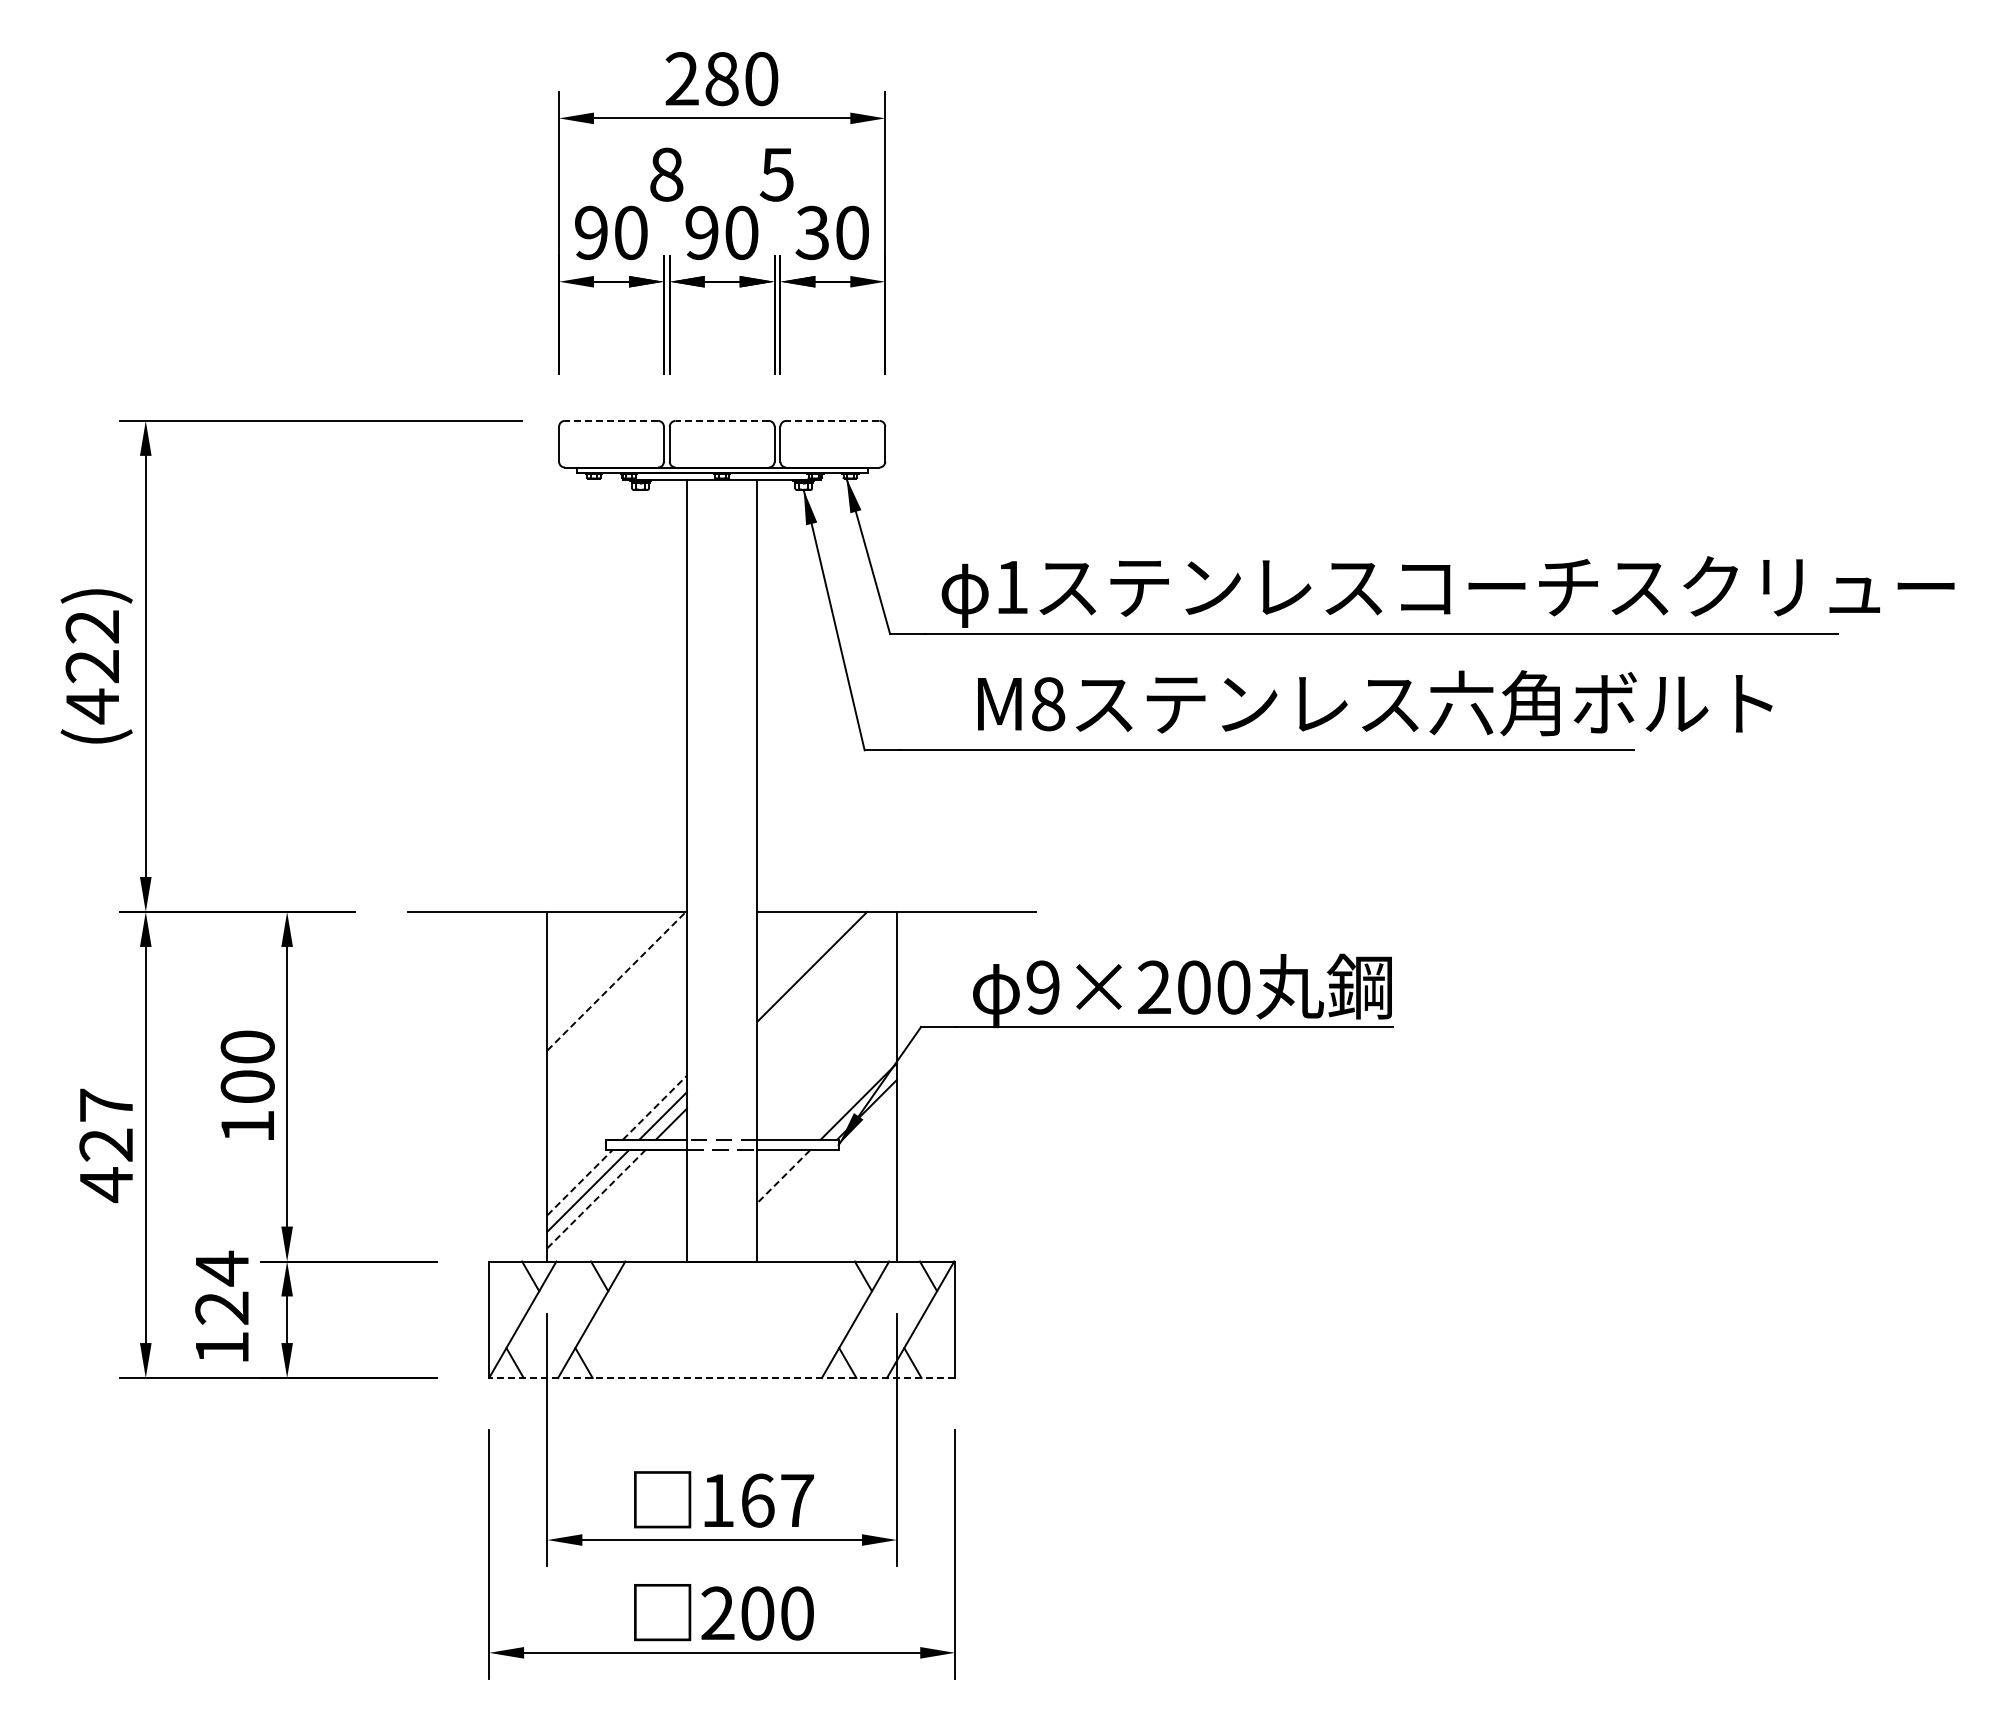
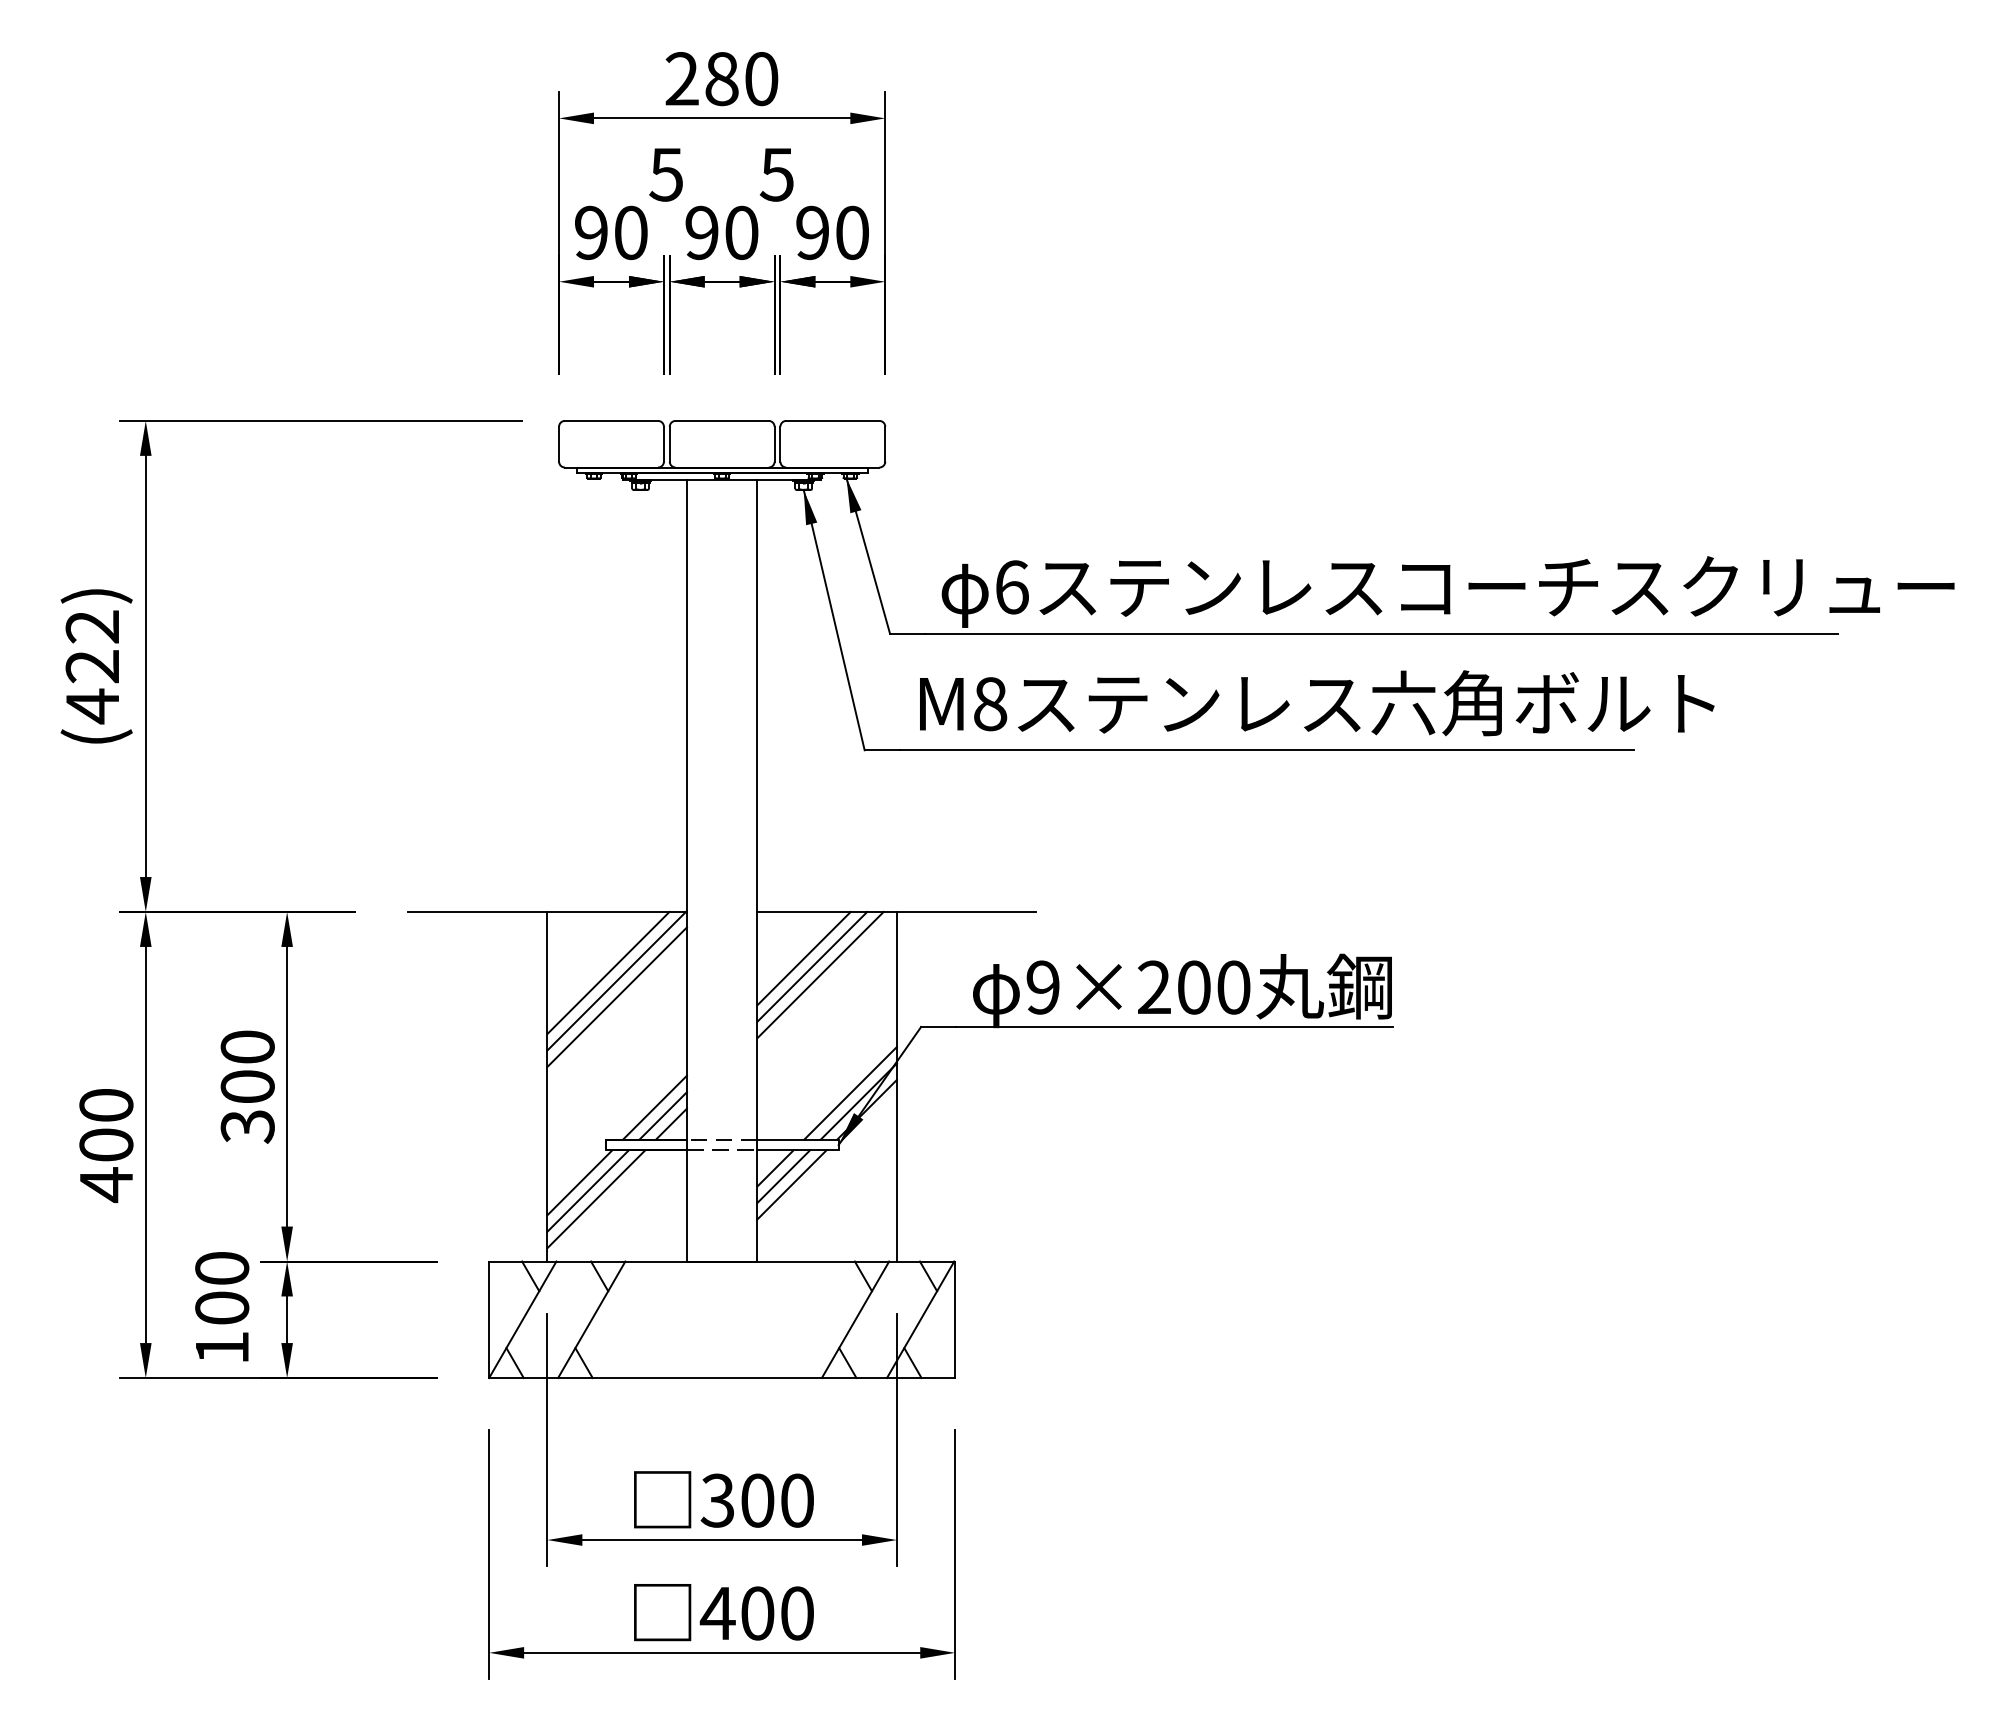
text: 8 -> 5 (666, 174)
text: 30 -> 90 (811, 233)
line: dashed -> solid (611, 420)
line: dashed -> solid (722, 420)
line: dashed -> solid (832, 420)
text: 1 -> 6 (1012, 587)
text position: (1375, 703) -> (1317, 703) (1317, 703)
line: none -> present (803, 958)
line: none -> present (608, 972)
line: none -> present (820, 974)
line: dashed -> solid (616, 981)
line: none -> present (616, 996)
line: none -> present (850, 1092)
line: dashed -> solid (655, 1107)
text: 427 -> 400 (106, 1124)
text: 100 -> 300 (247, 1126)
line: none -> present (775, 1168)
line: dashed -> solid (783, 1176)
line: dashed -> solid (579, 1182)
line: none -> present (791, 1184)
line: dashed -> solid (596, 1198)
text: 124 -> 100 (222, 1287)
line: dashed -> solid (721, 1378)
text: 167 -> 300 (757, 1500)
text: 200 -> 400 (717, 1612)
